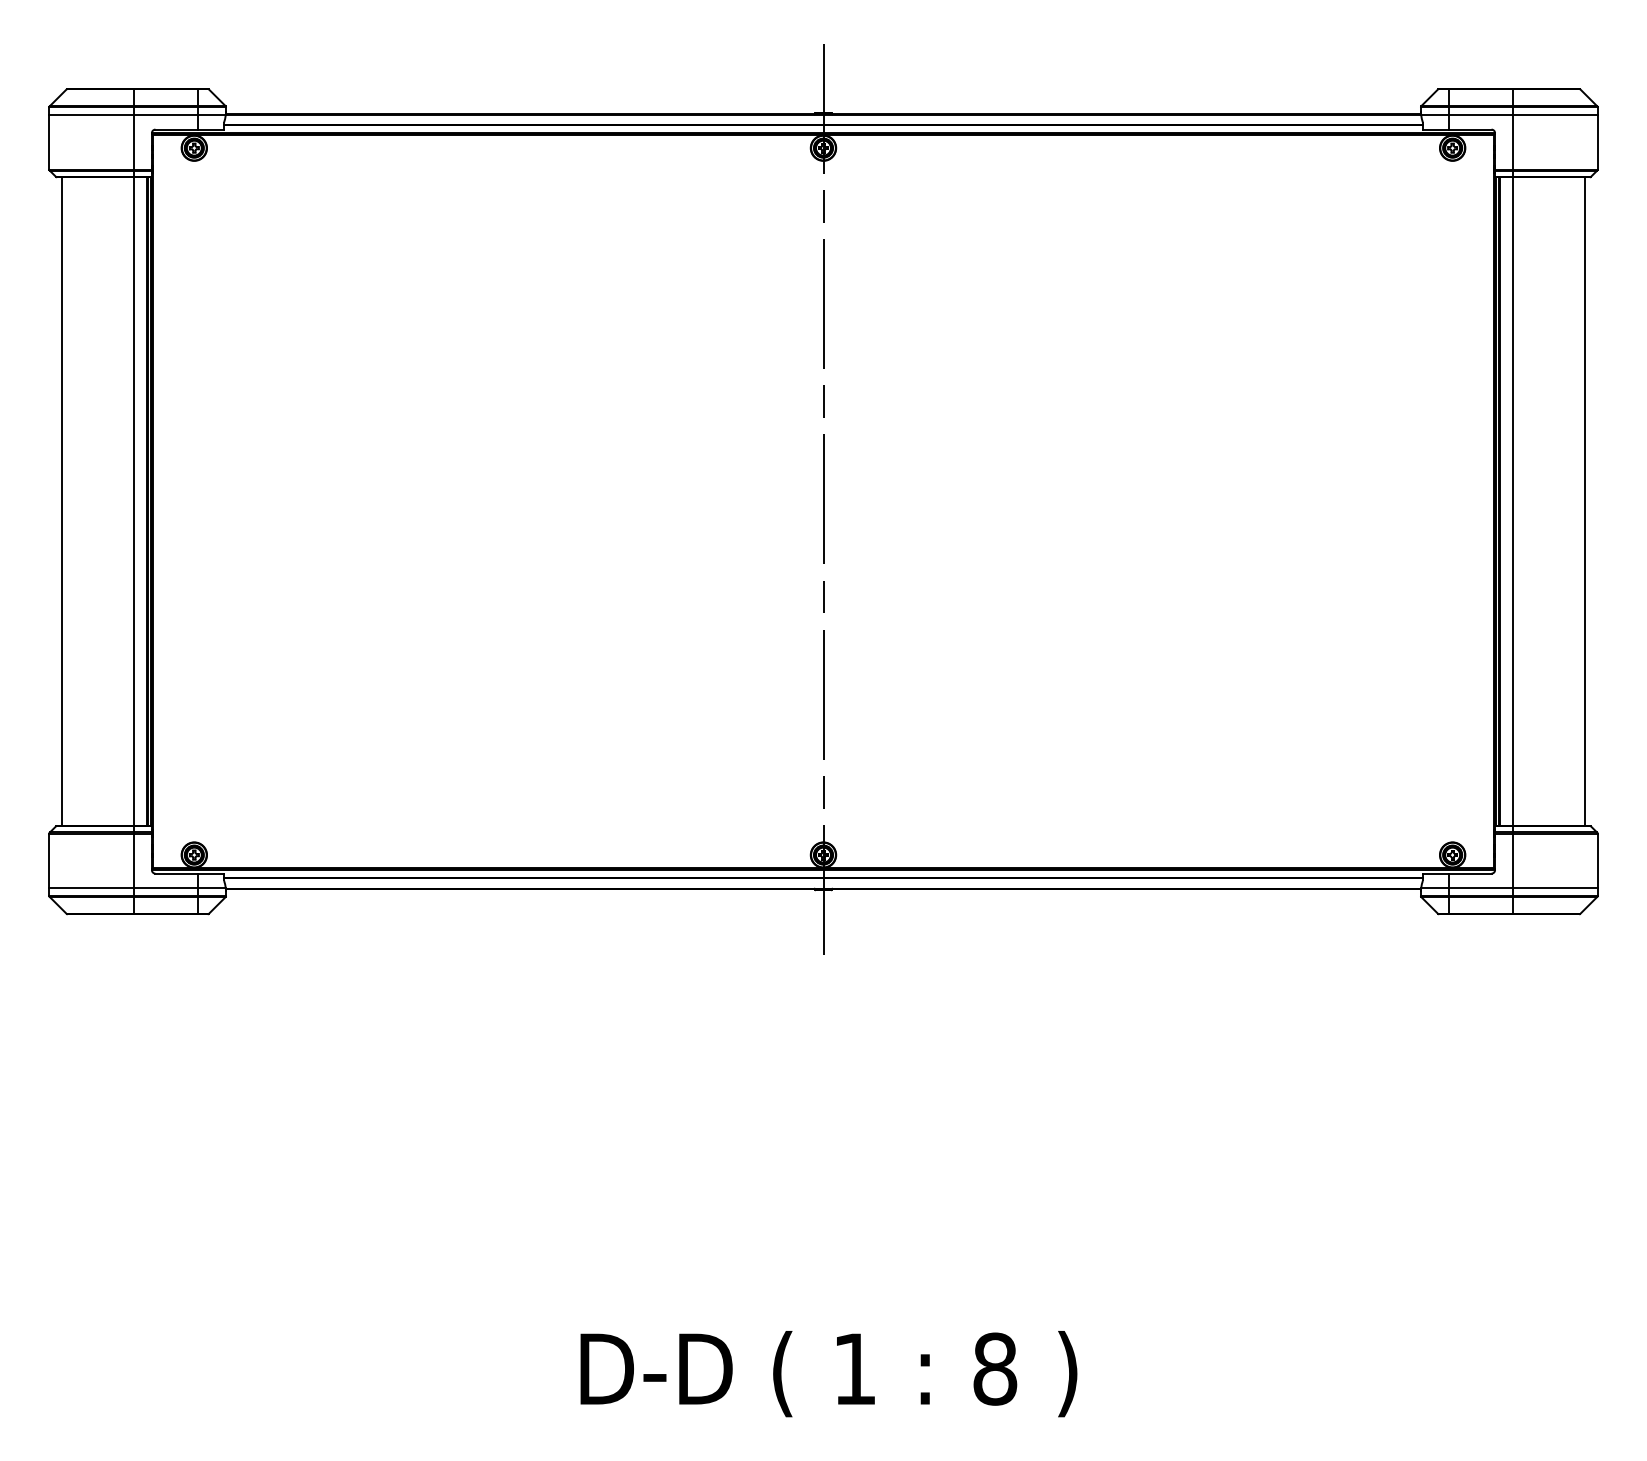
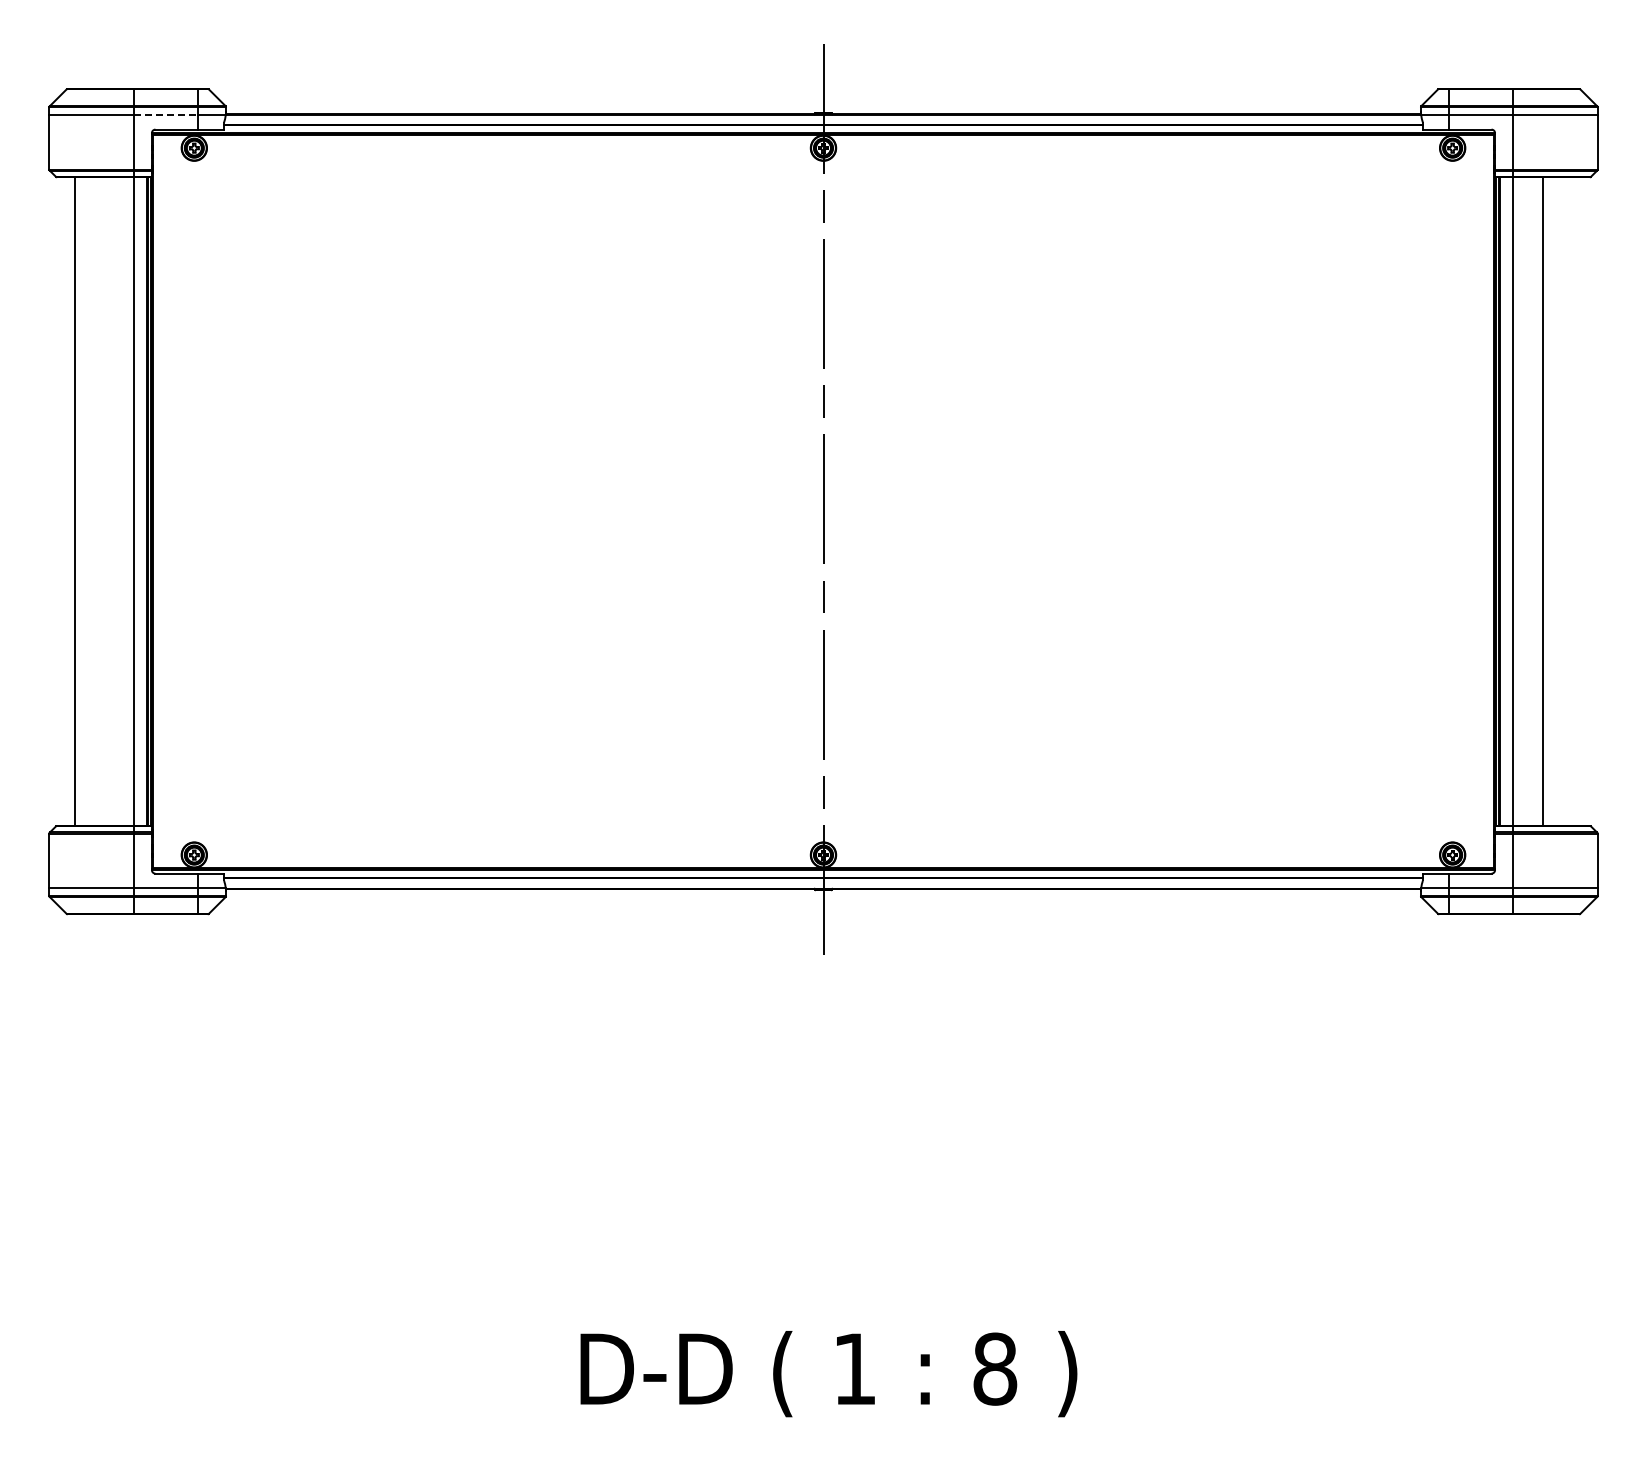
line: solid -> dashed (166, 115)
line position: (61, 501) -> (74, 501) (74, 501)
line position: (1585, 501) -> (1543, 501) (1543, 501)
